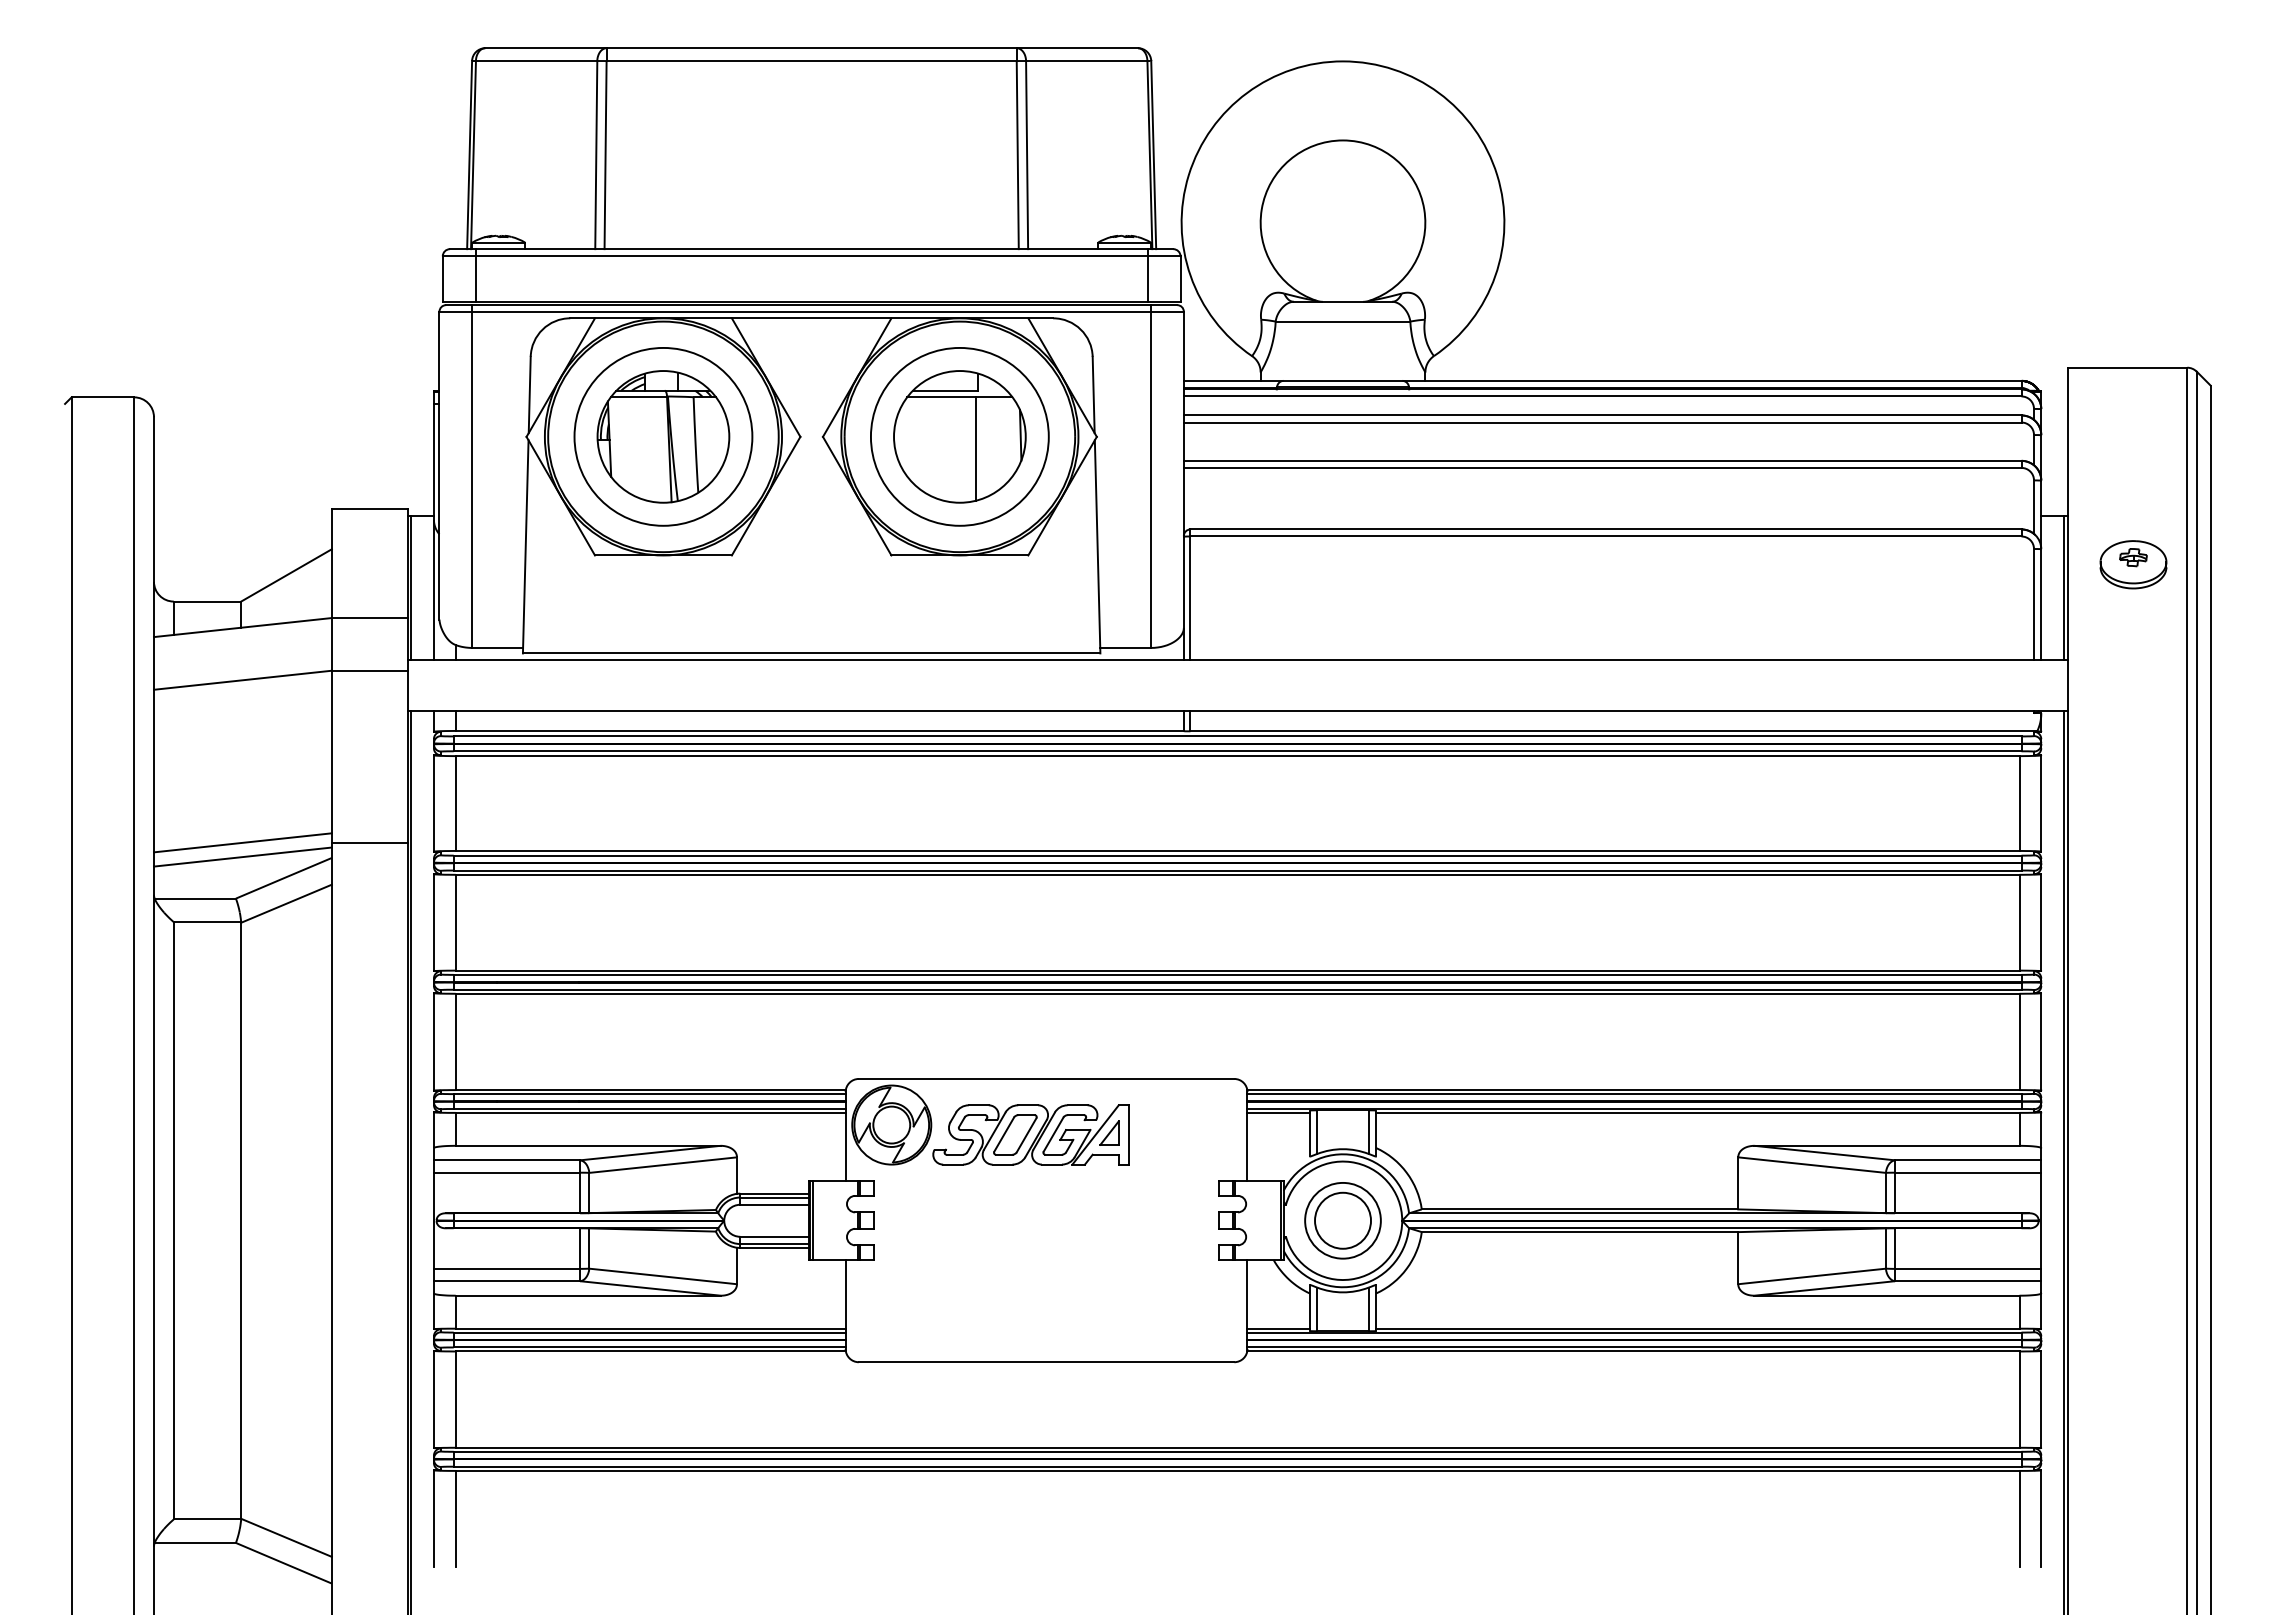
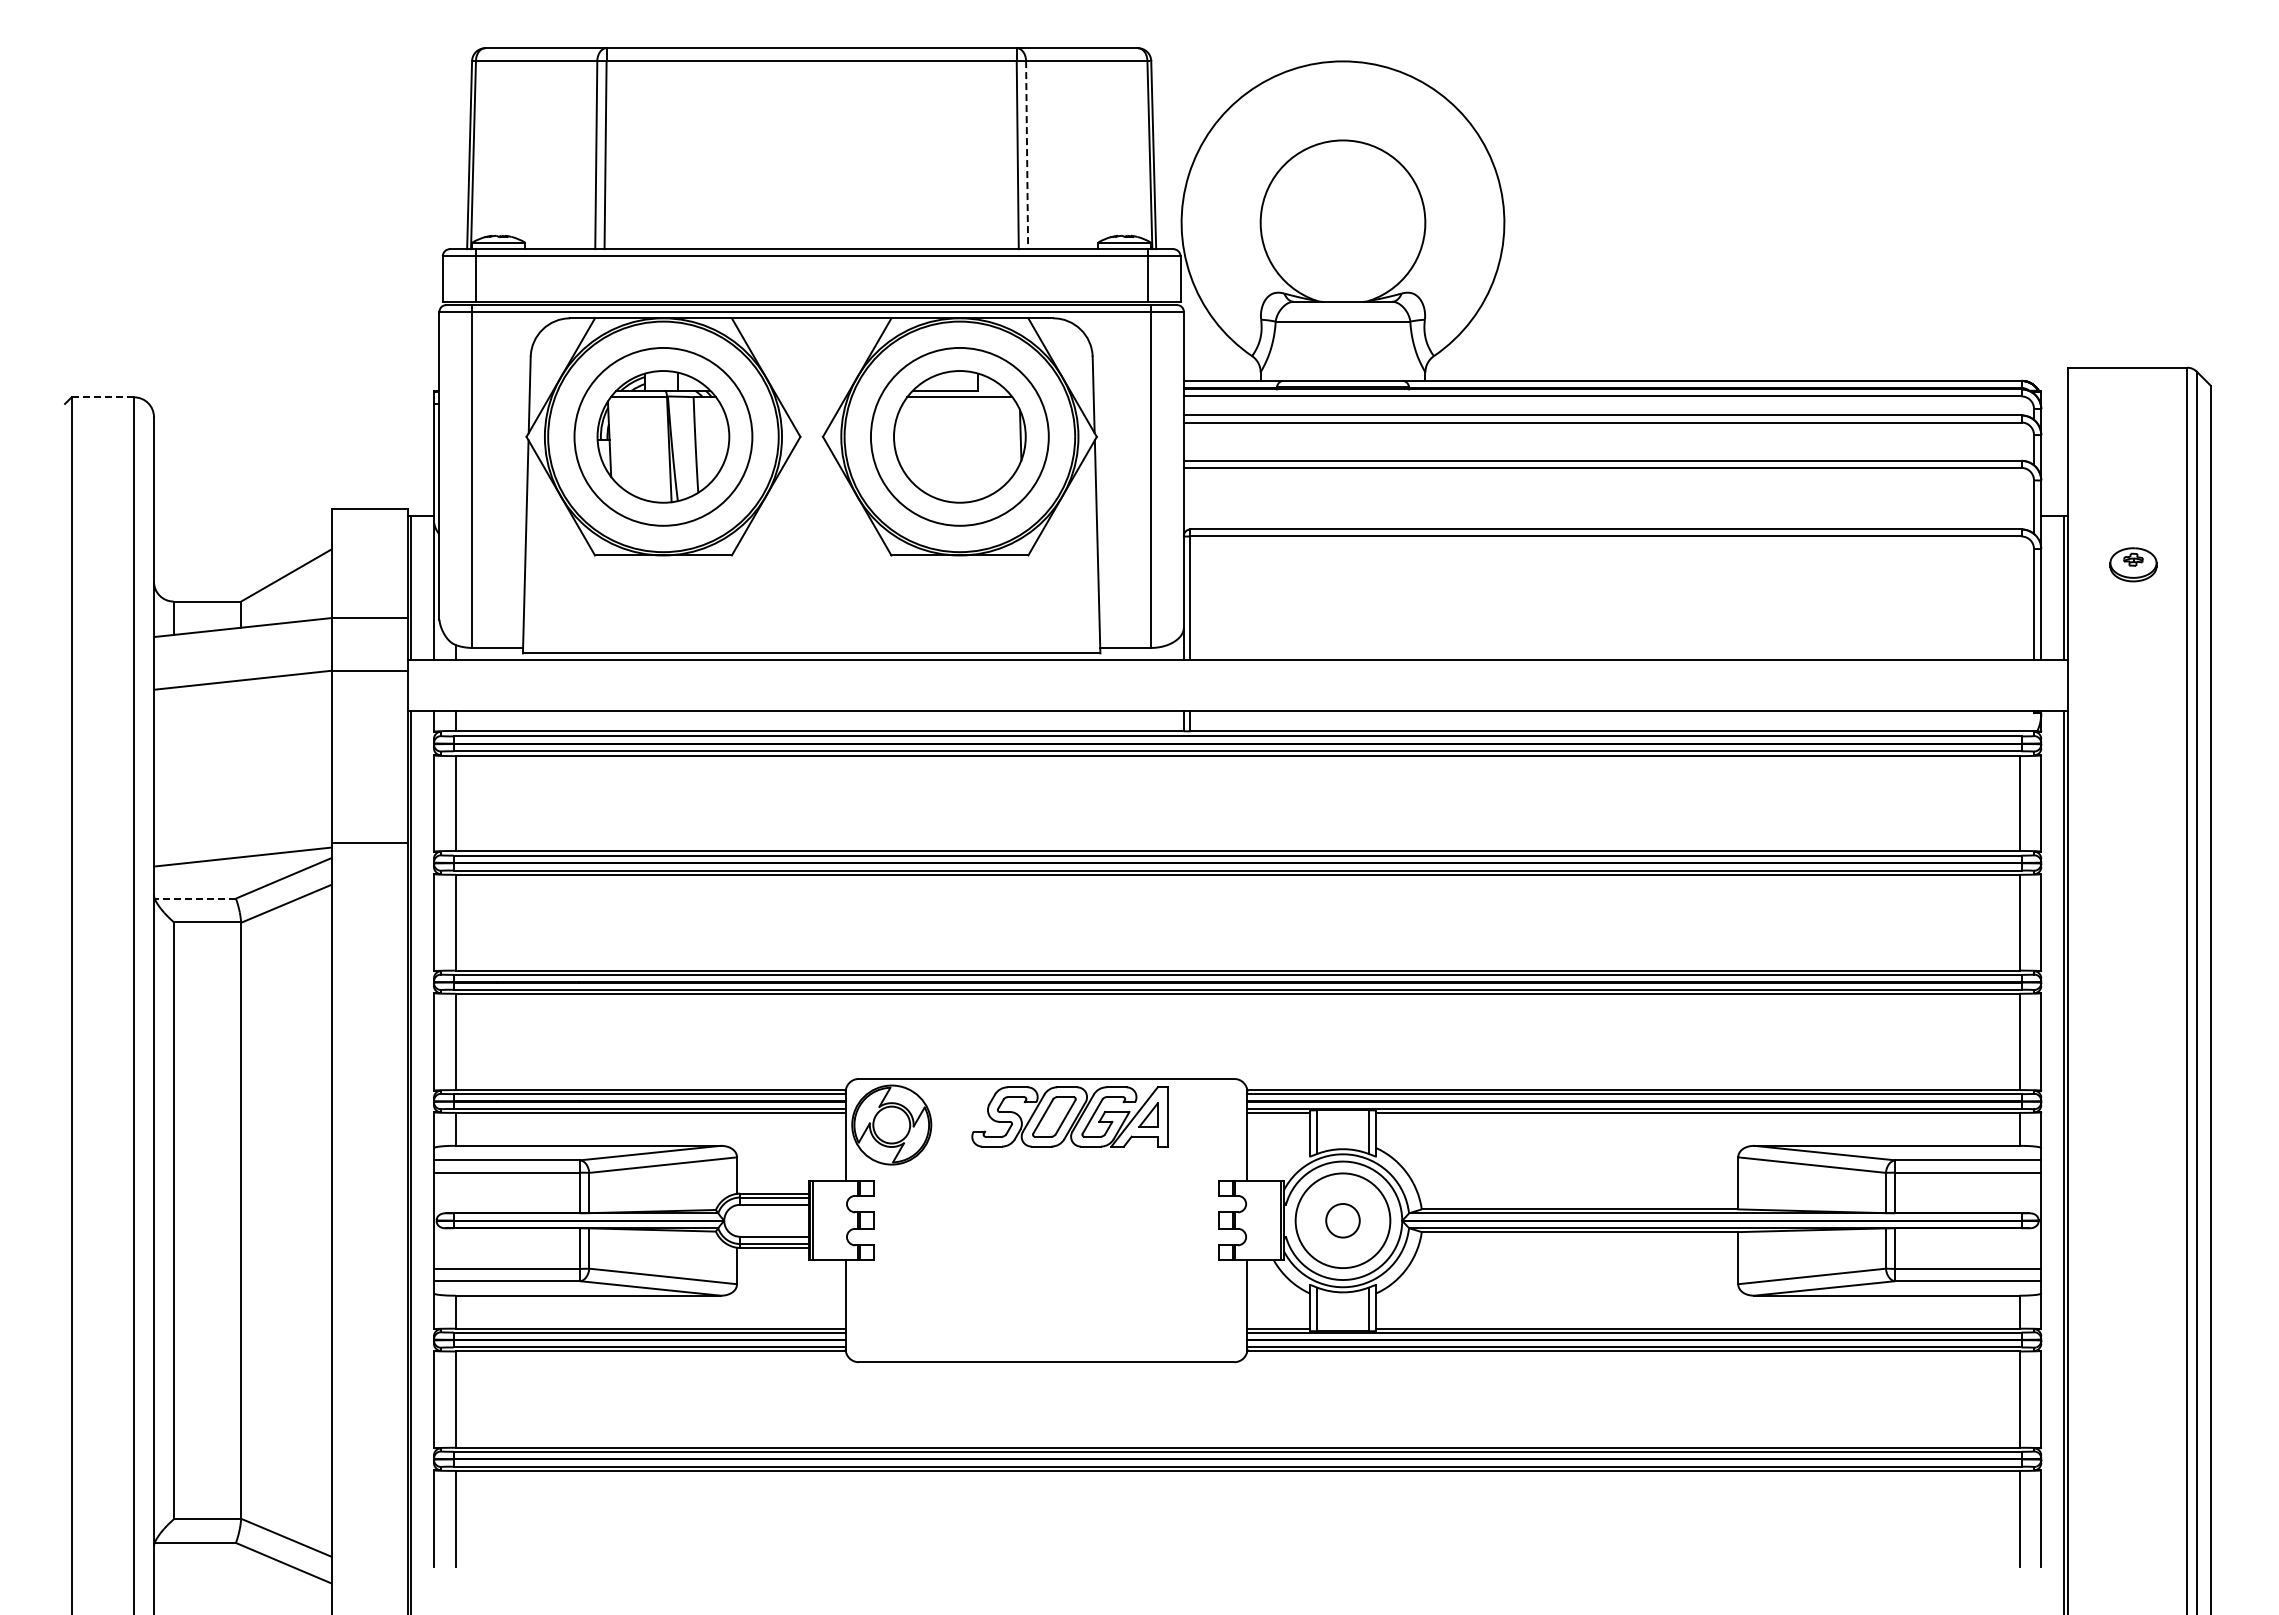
line: solid -> dashed (1027, 155)
line: solid -> dashed (102, 397)
line: present -> none (976, 448)
part size: 69x50 px -> 49x36 px (2133, 564)
line: present -> none (242, 842)
line: solid -> dashed (195, 898)
part position: (1030, 1134) -> (1069, 1116) (1069, 1116)
circle diameter: 76 px -> 95 px (1342, 1220)
circle diameter: 56 px -> 34 px (1342, 1220)
